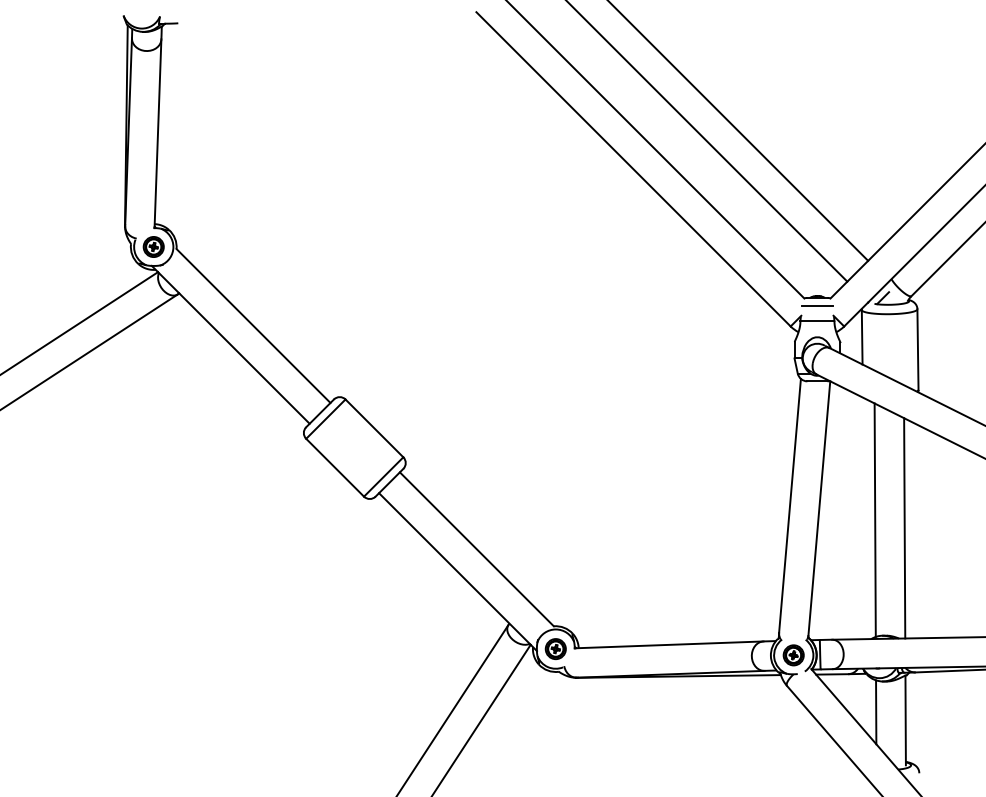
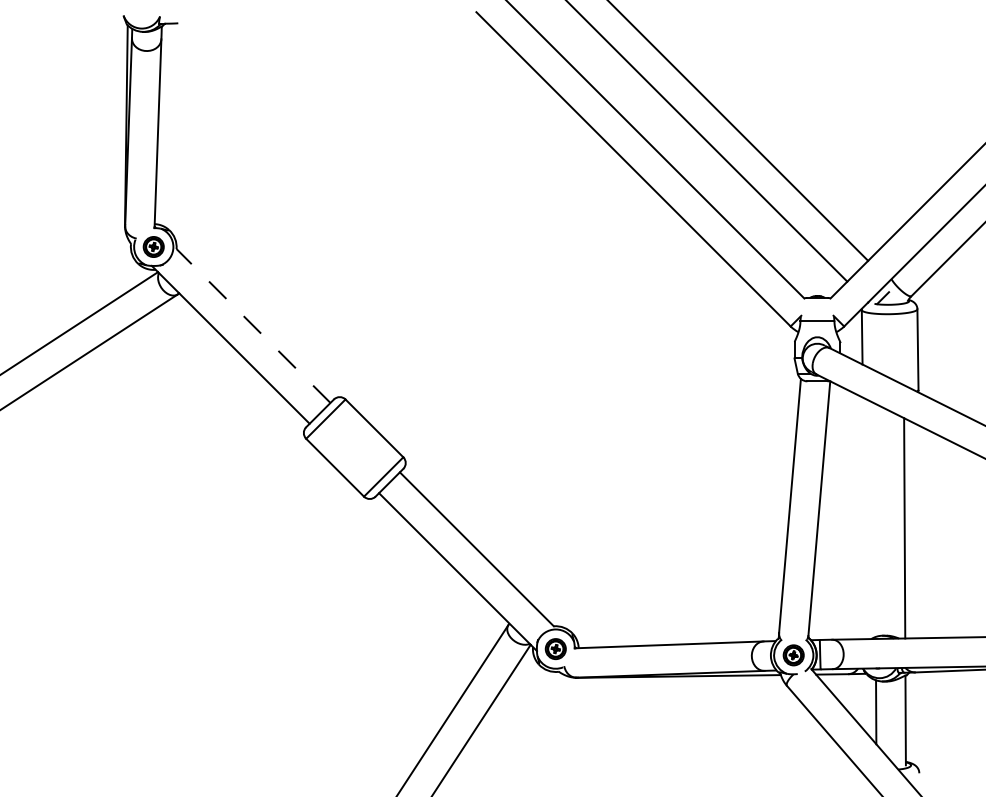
line: present -> none (817, 305)
line: solid -> dashed (253, 326)
line: present -> none (874, 519)
